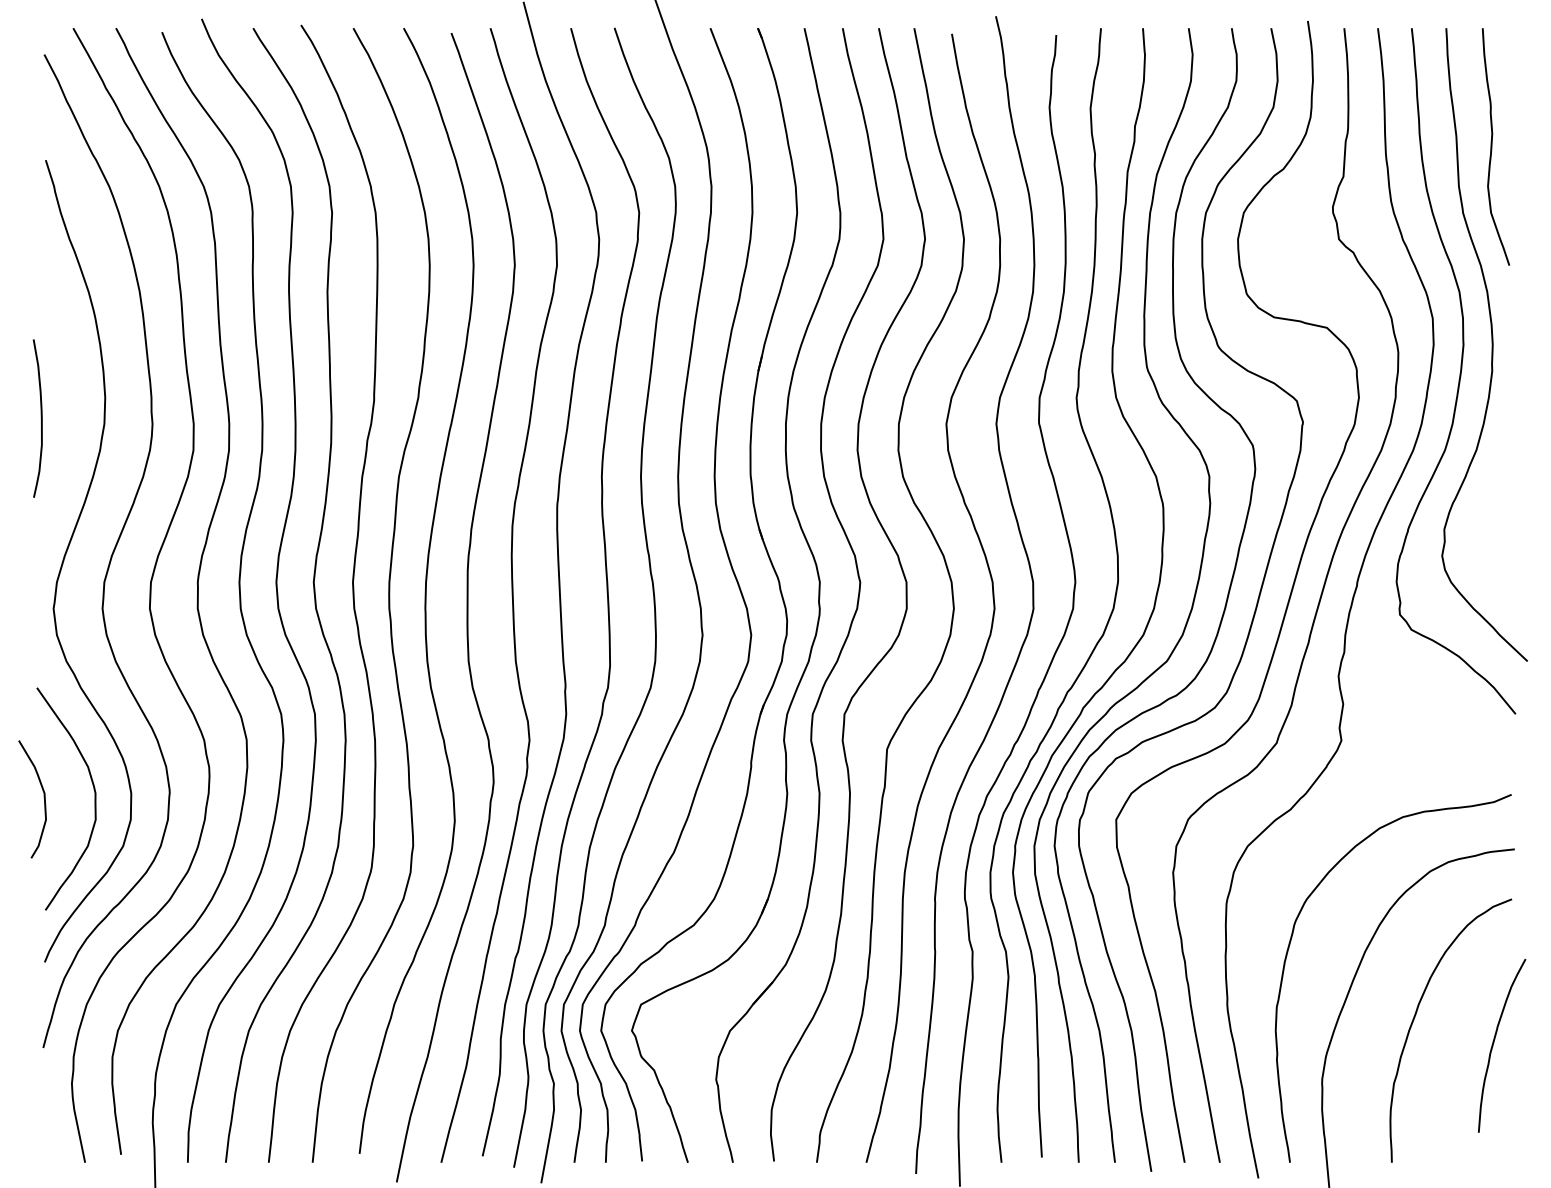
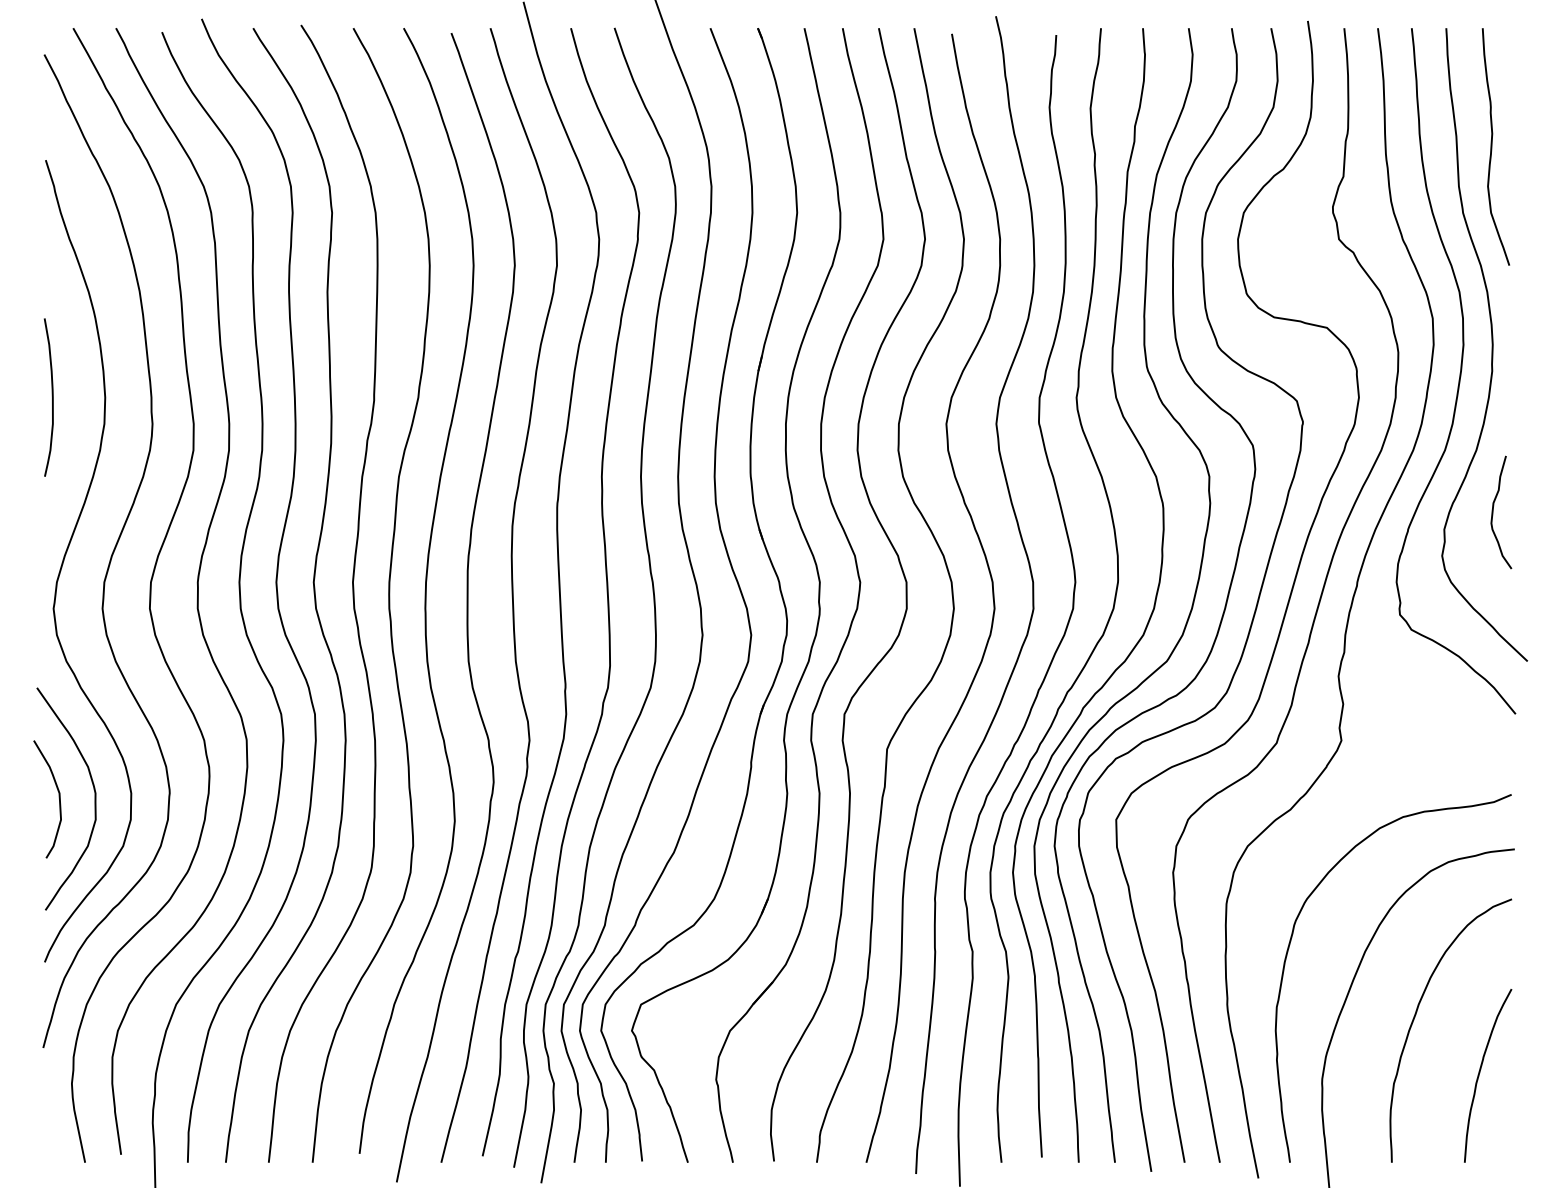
curve position: (40, 417) -> (51, 396) (51, 396)
curve: none -> present (1493, 512)
curve position: (43, 797) -> (58, 797) (58, 797)
curve position: (1494, 1043) -> (1480, 1073) (1480, 1073)
